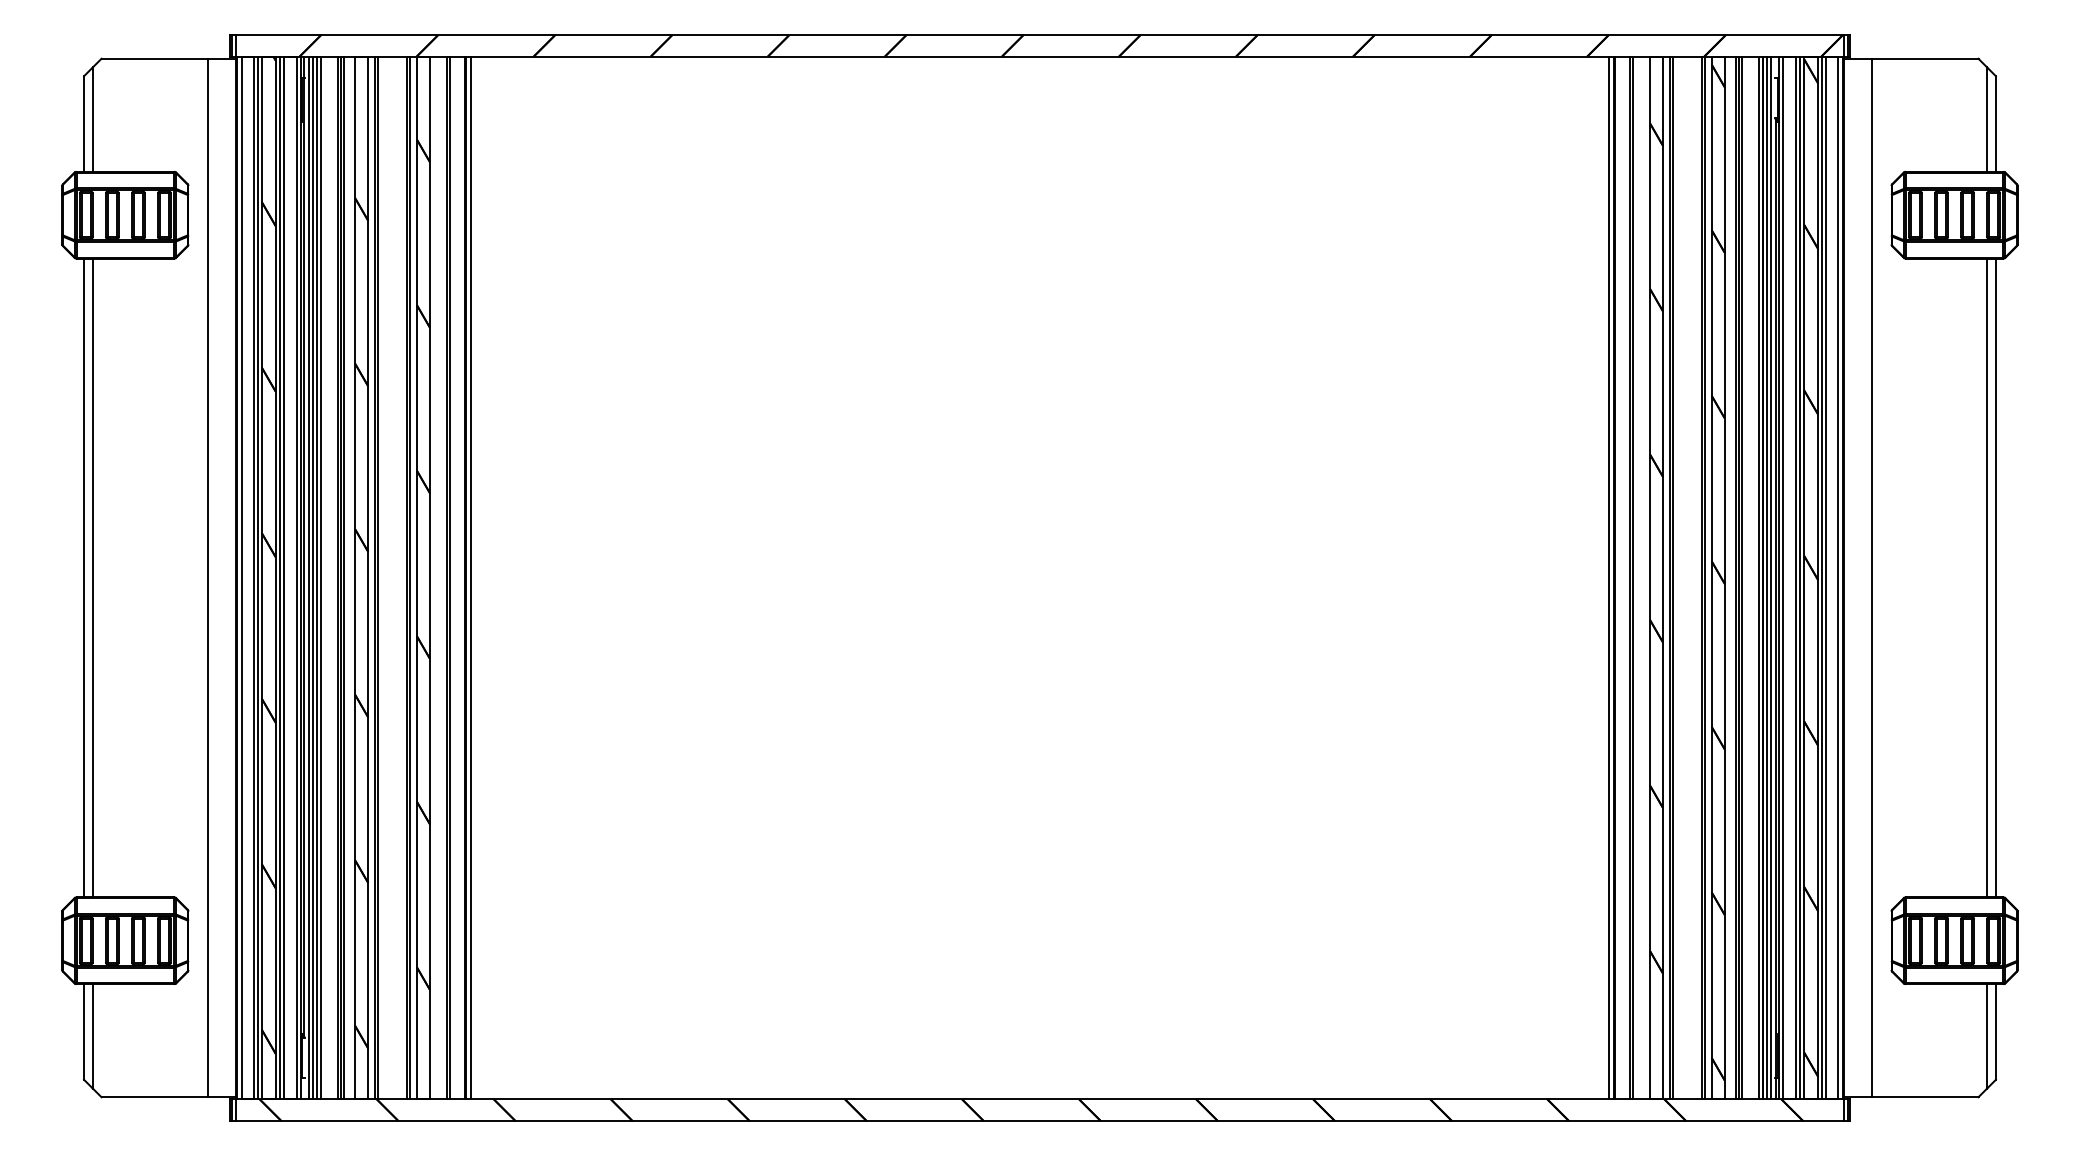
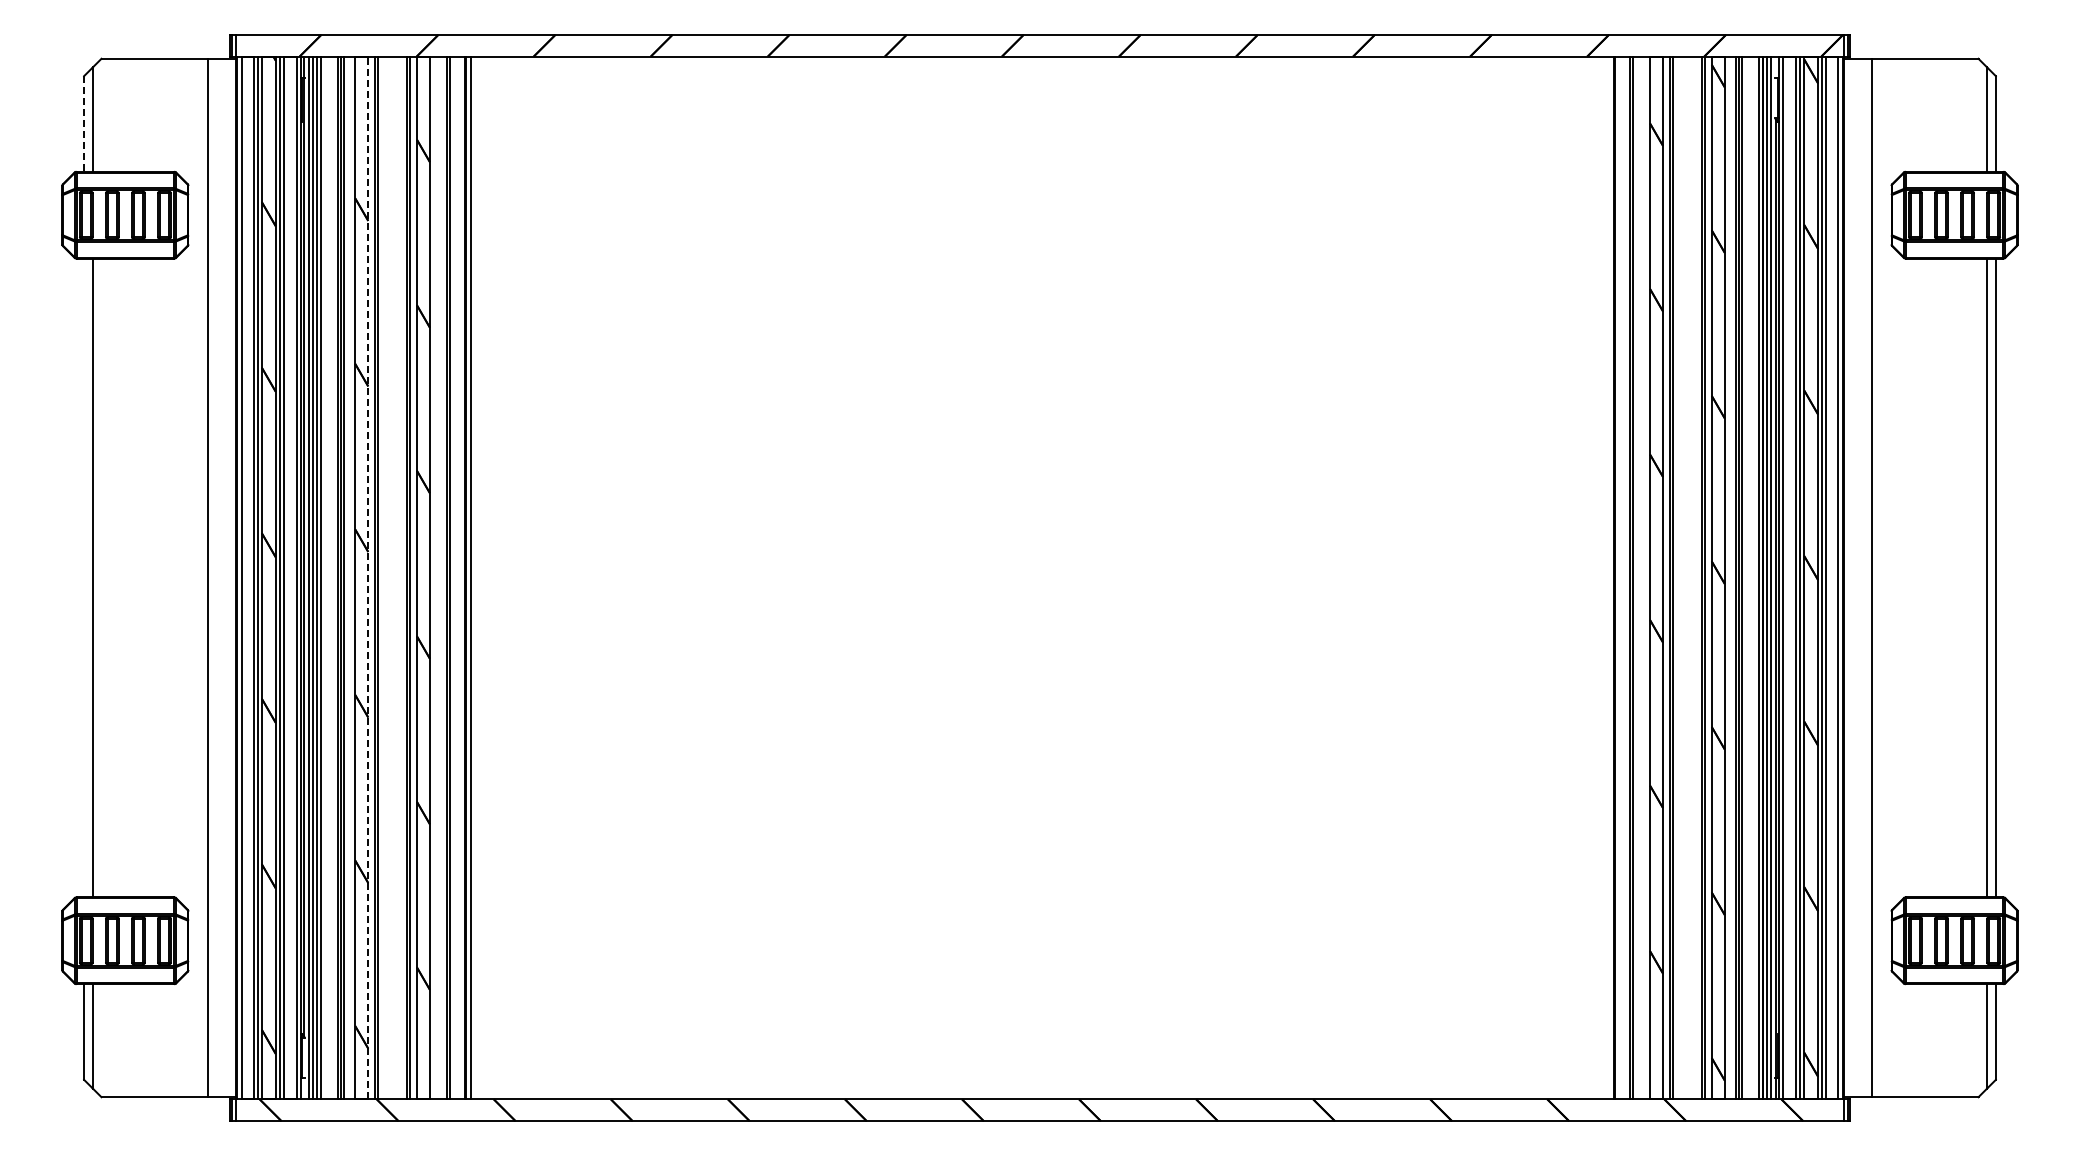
line: solid -> dashed (84, 123)
line: present -> none (84, 577)
line: solid -> dashed (368, 577)
line: present -> none (1609, 577)
